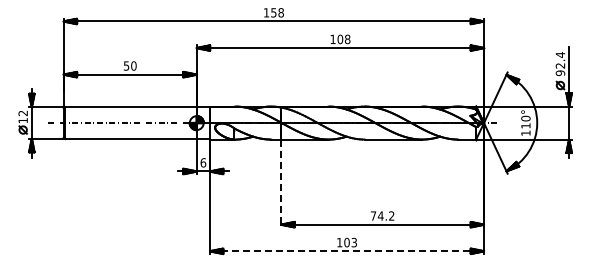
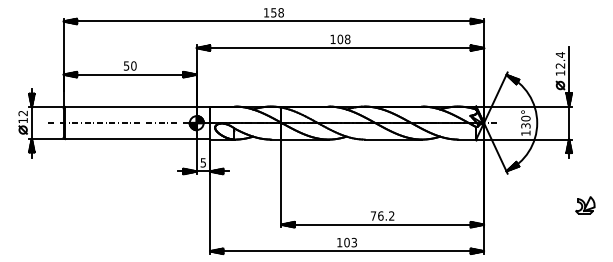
text: 92.4 -> 12.4 (560, 72)
text: 110° -> 130° (525, 125)
text: 6 -> 5 (203, 162)
line: dashed -> solid (281, 183)
part: none -> present (585, 205)
text: 74.2 -> 76.2 (380, 215)
line: dashed -> solid (347, 251)
